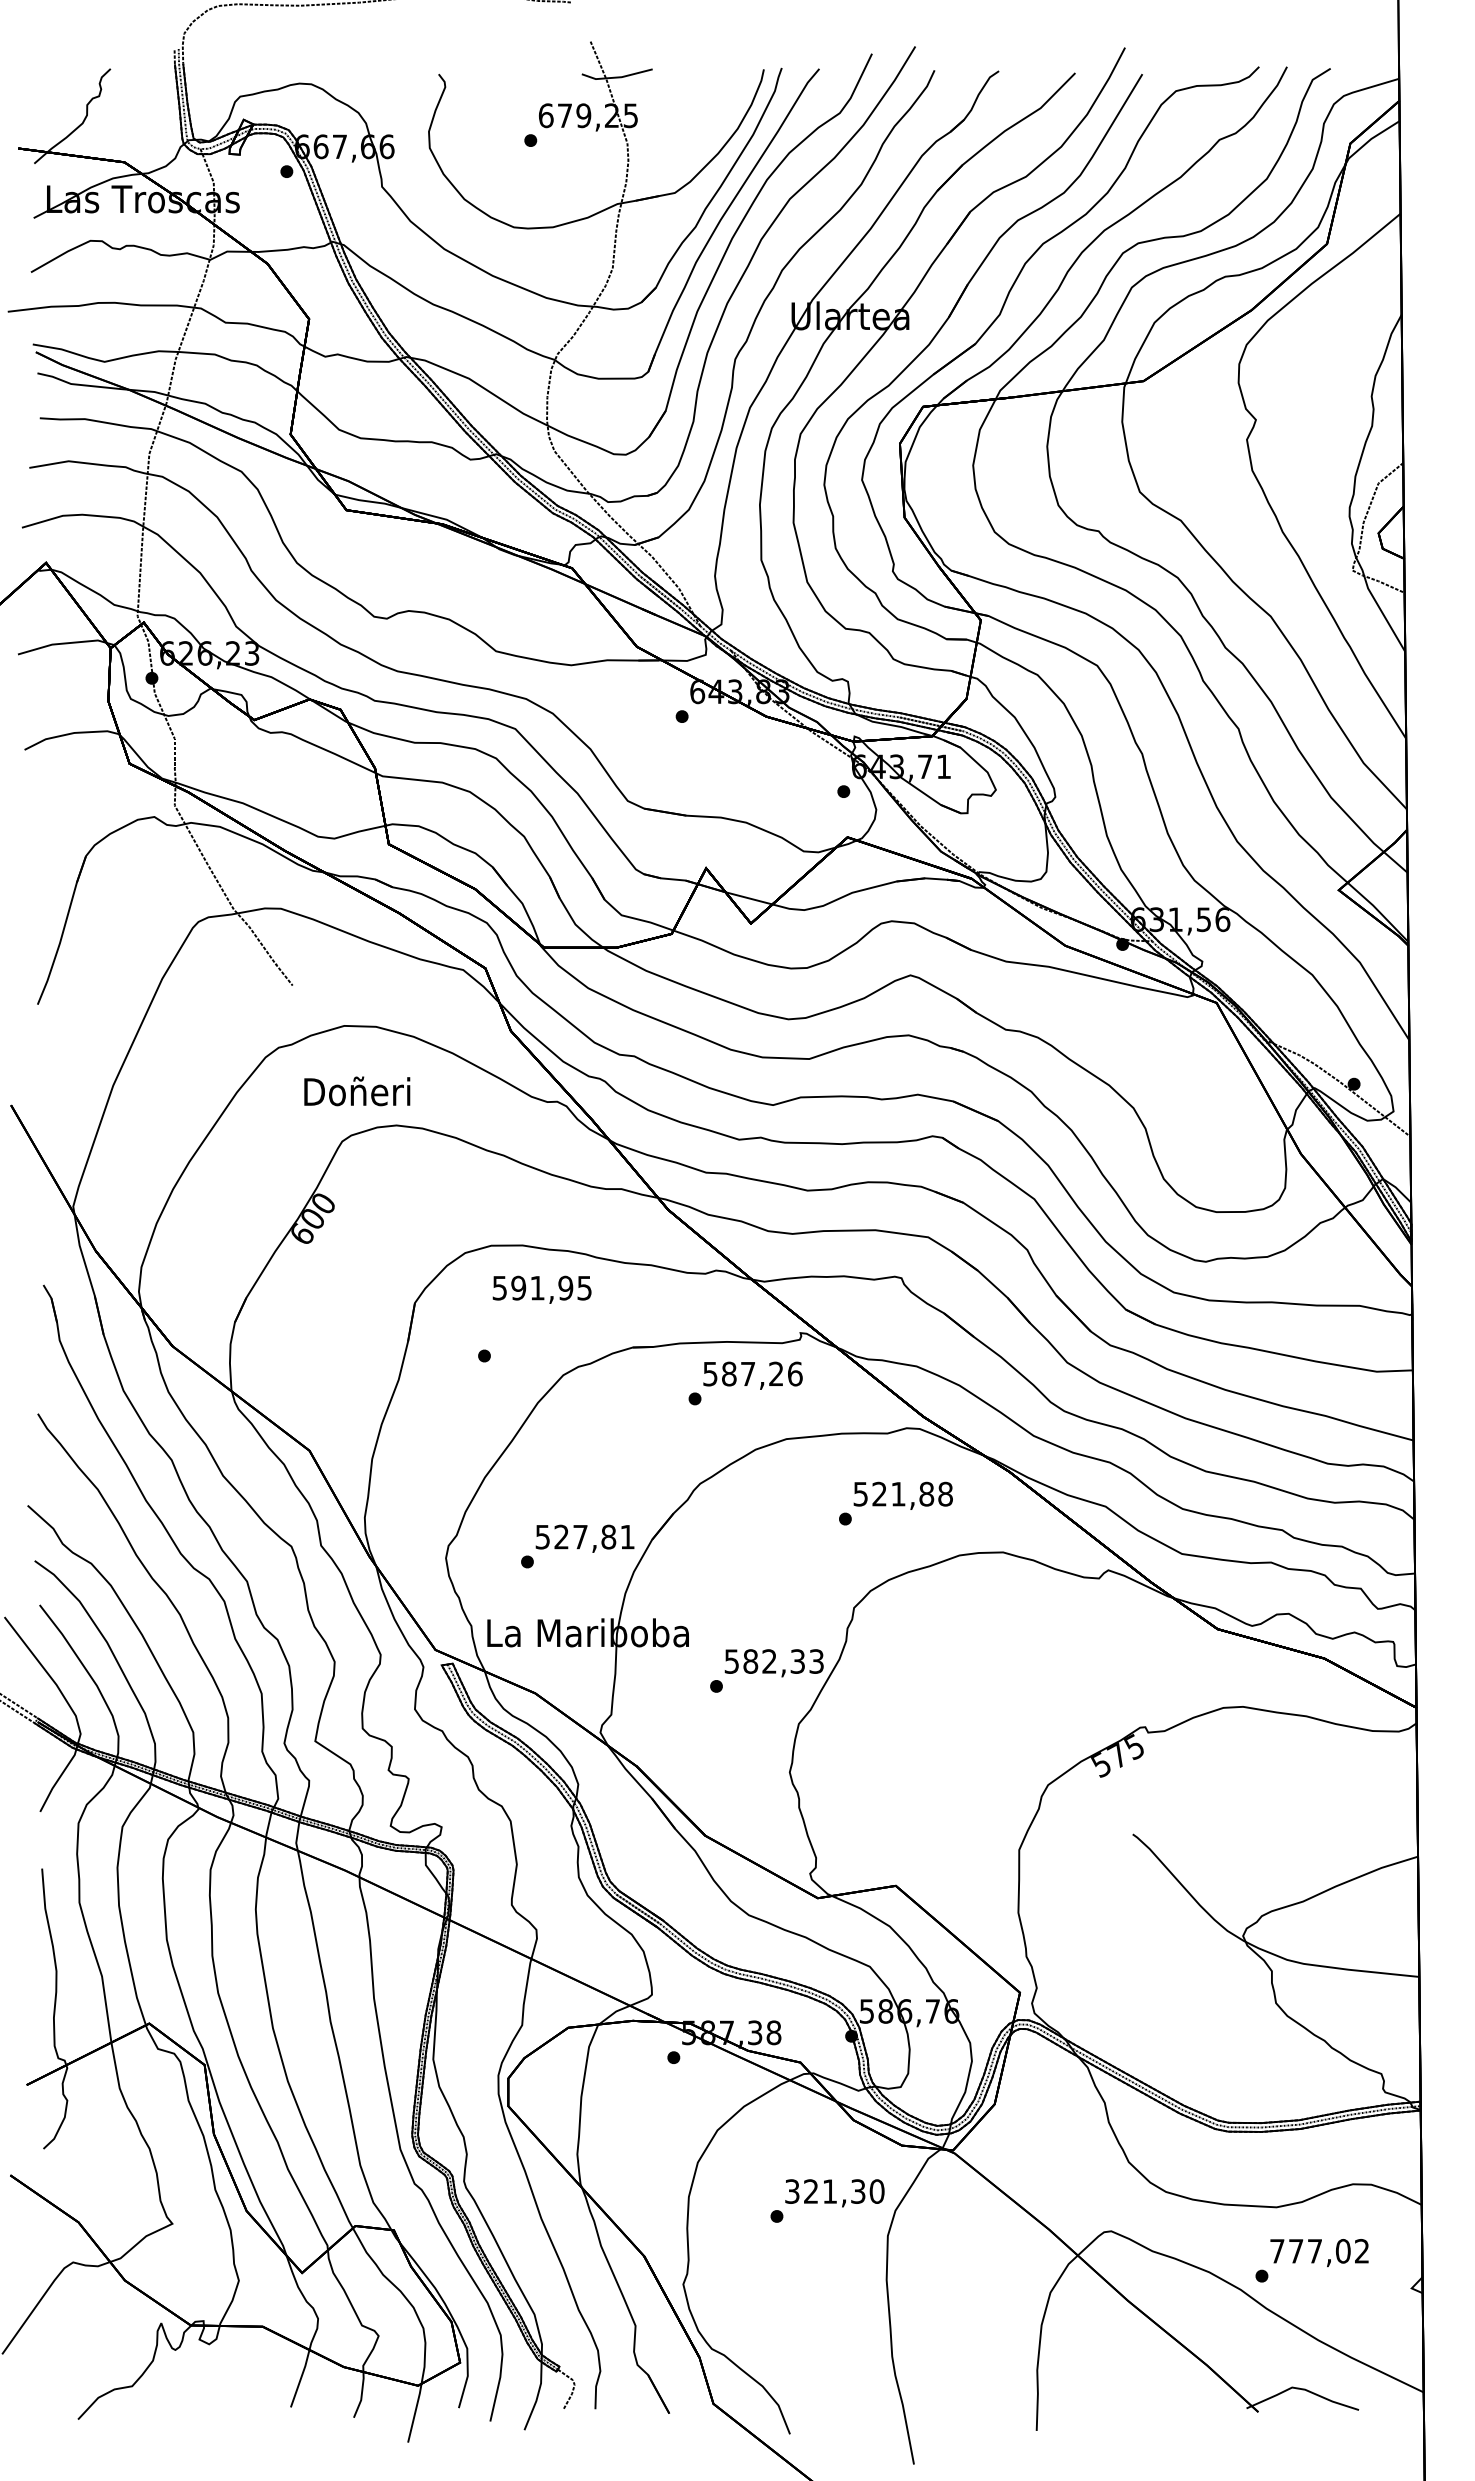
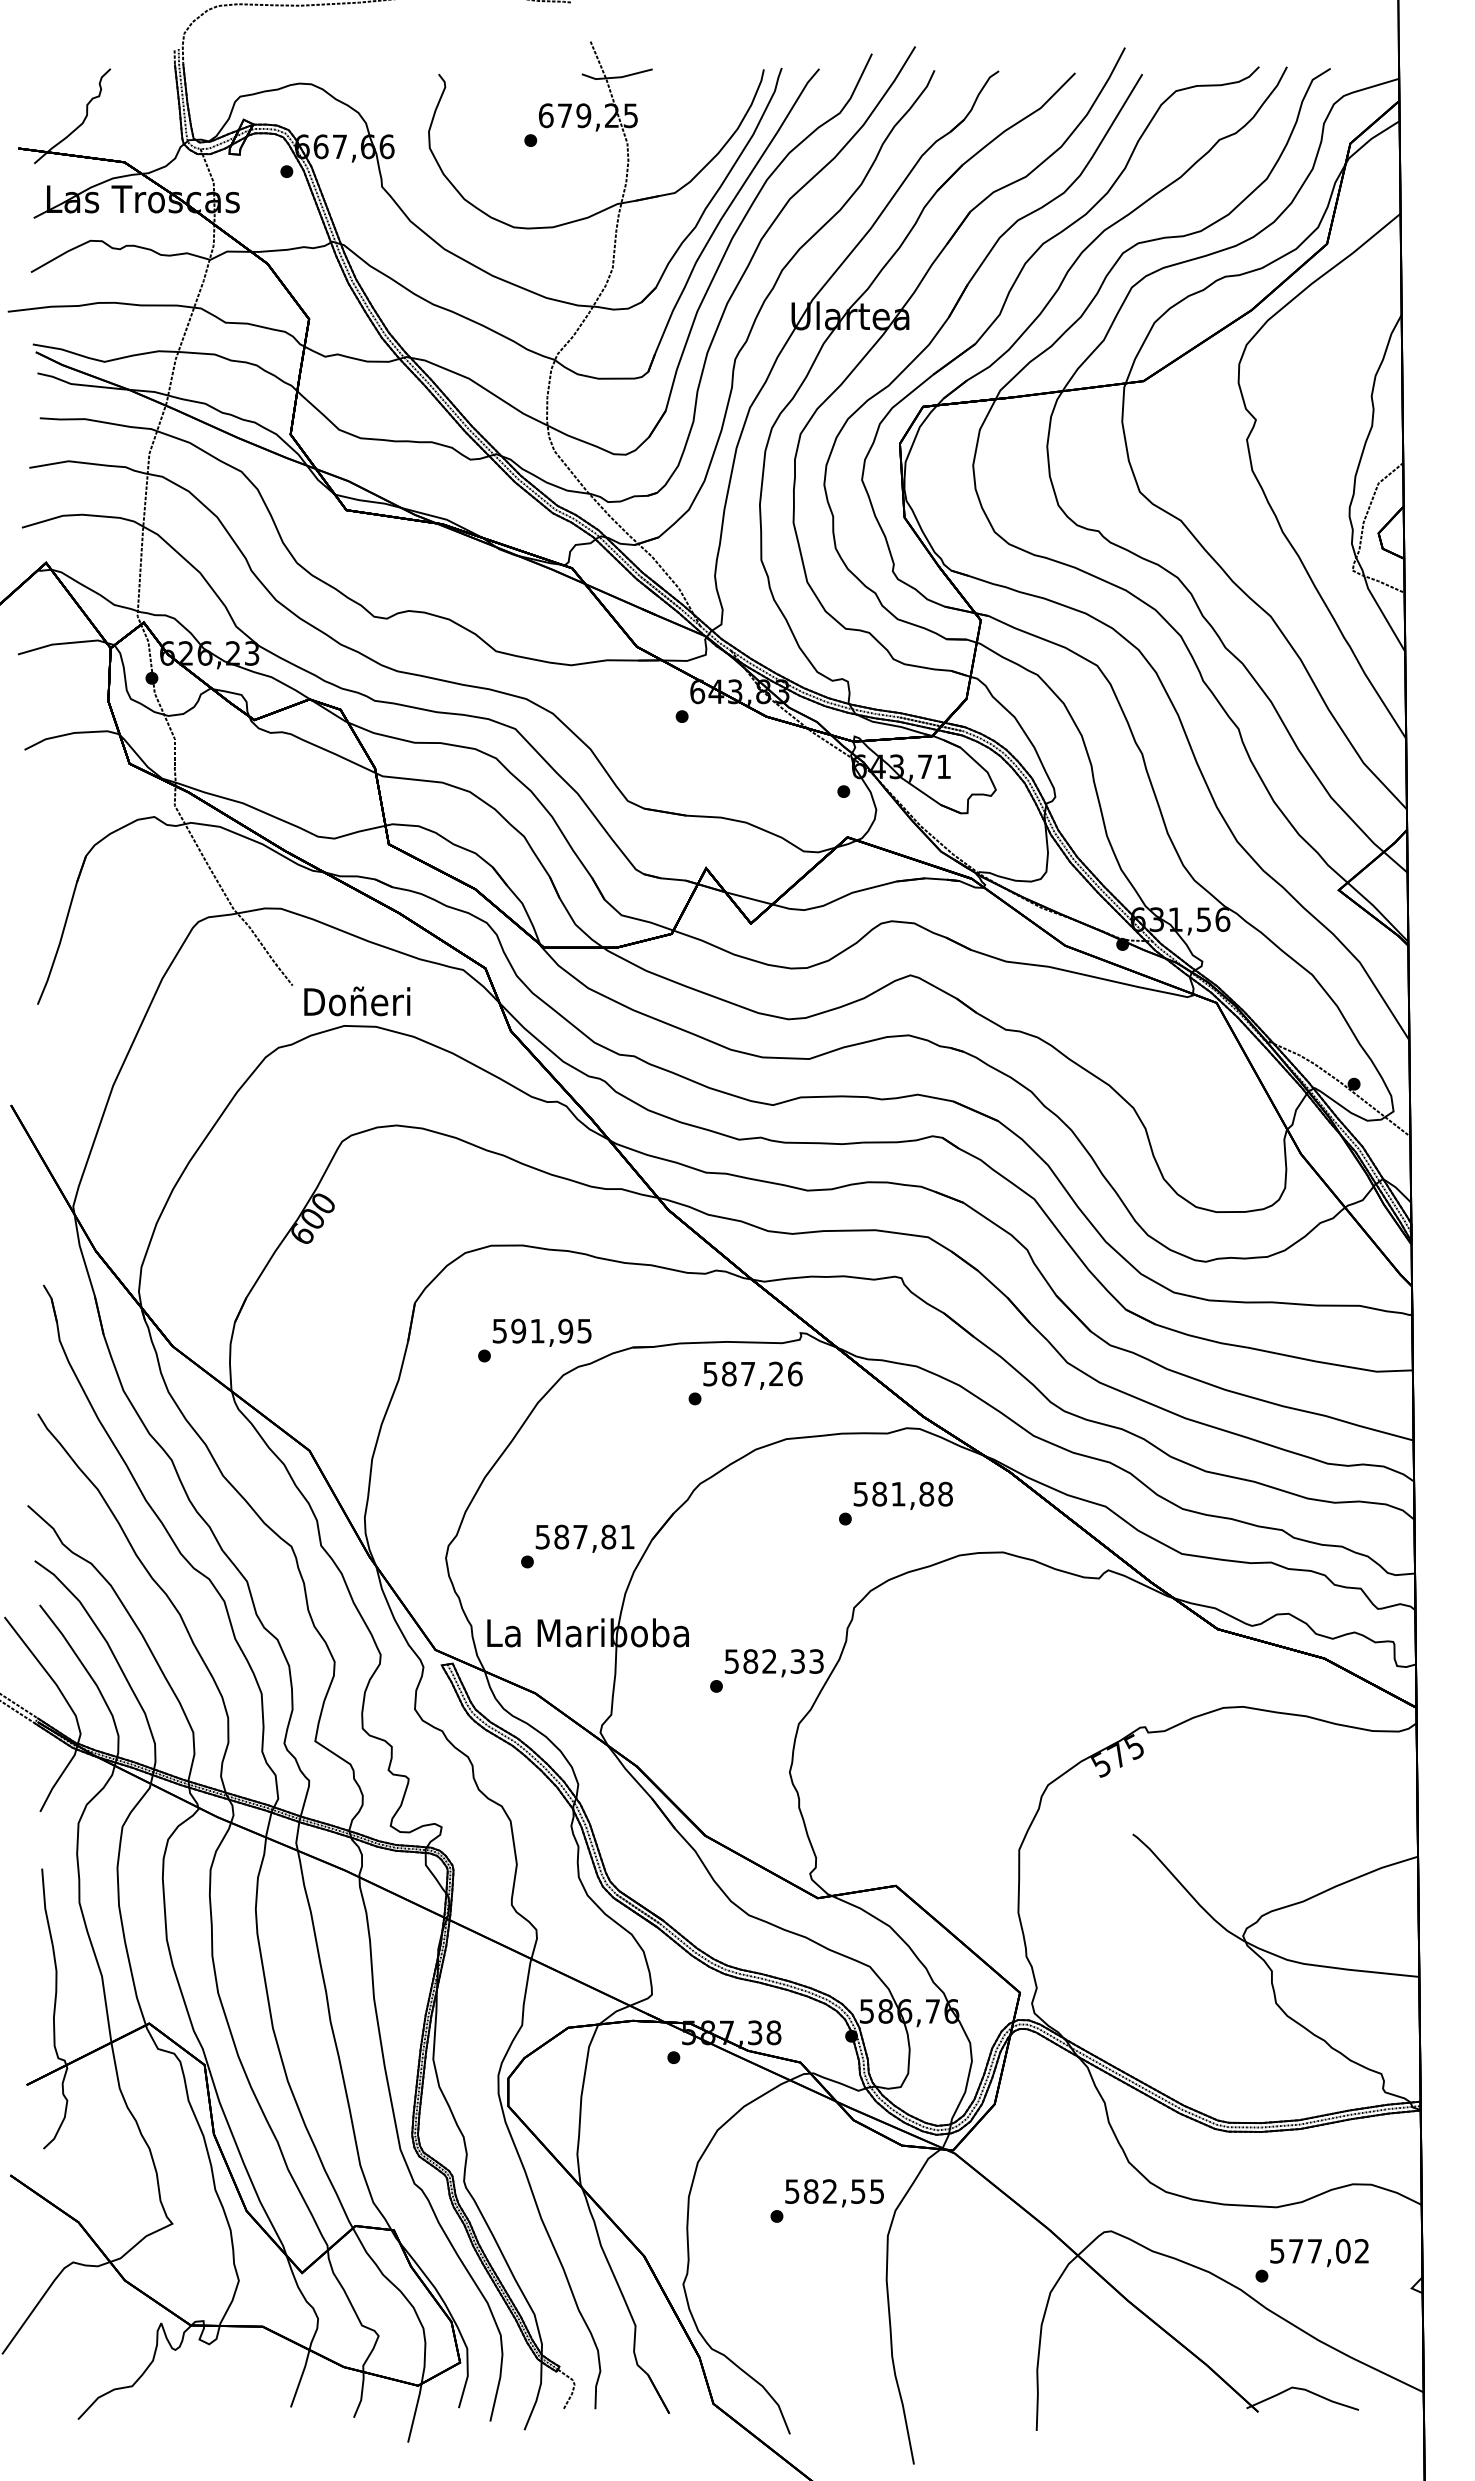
text position: (357, 1091) -> (357, 1001) (357, 1001)
text position: (541, 1289) -> (541, 1332) (541, 1332)
text: 521,88 -> 581,88 (879, 1493)
text: 527,81 -> 587,81 (561, 1536)
text: 321,30 -> 582,55 (835, 2191)
text: 777,02 -> 577,02 (1277, 2251)
